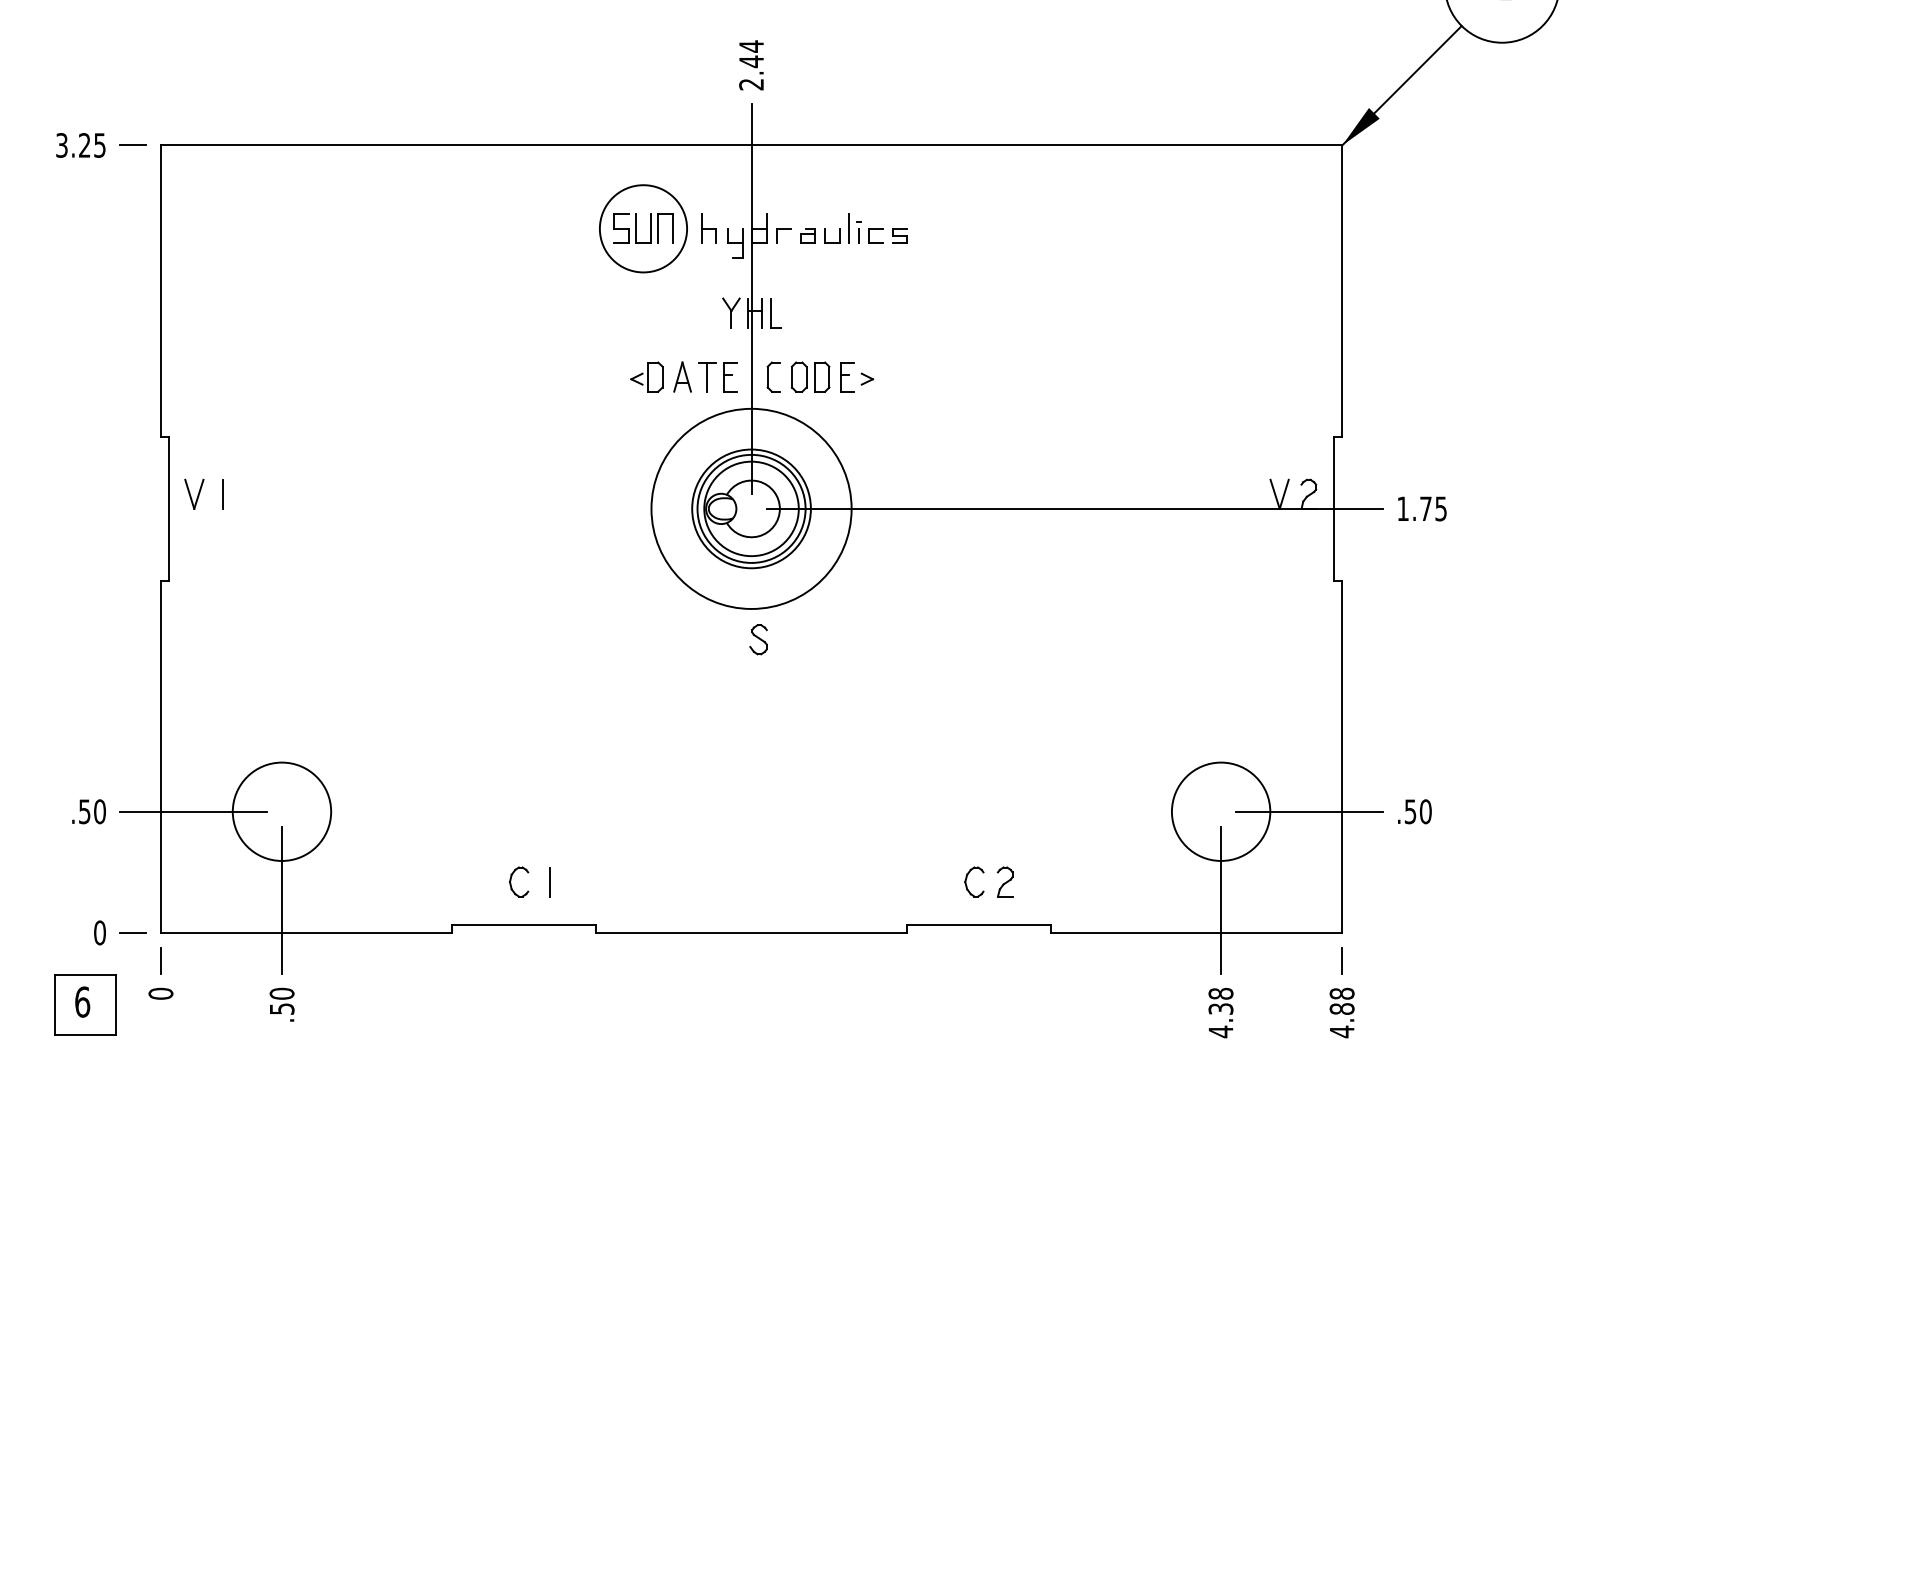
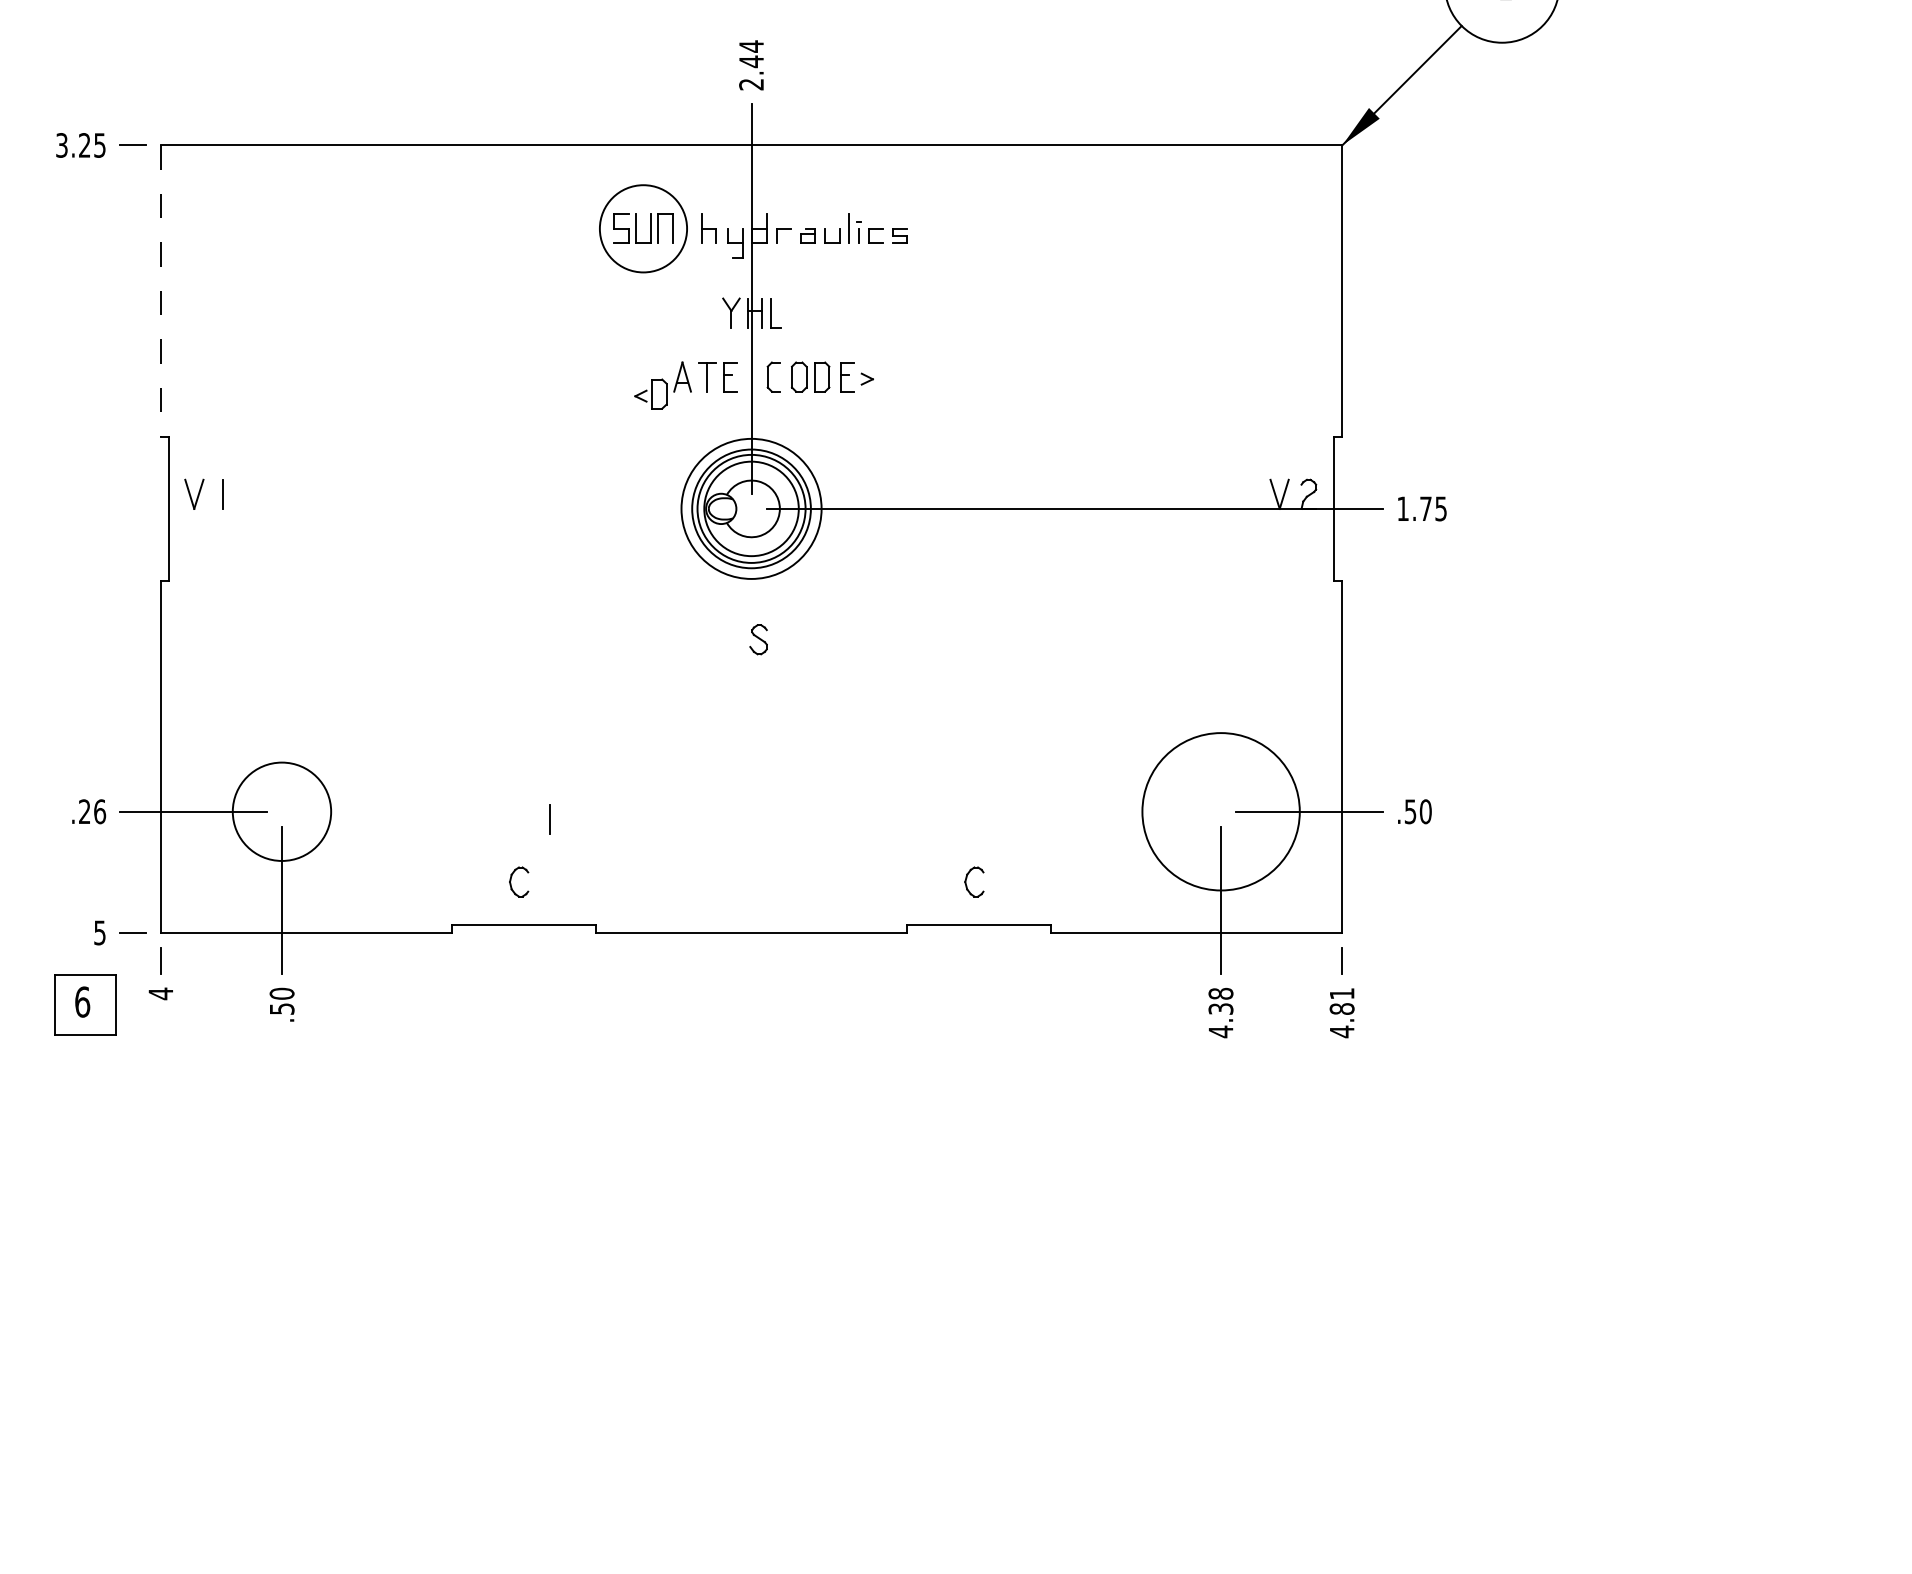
line: solid -> dashed (160, 291)
part position: (646, 376) -> (650, 393) (650, 393)
circle diameter: 200 px -> 140 px (751, 508)
text: .50 -> .26 (92, 811)
circle diameter: 98 px -> 157 px (1220, 811)
part: present -> none (1004, 881)
line position: (549, 882) -> (549, 819) (549, 819)
text: 0 -> 5 (99, 932)
text: 0 -> 4 (160, 993)
text: 4.88 -> 4.81 (1341, 993)
